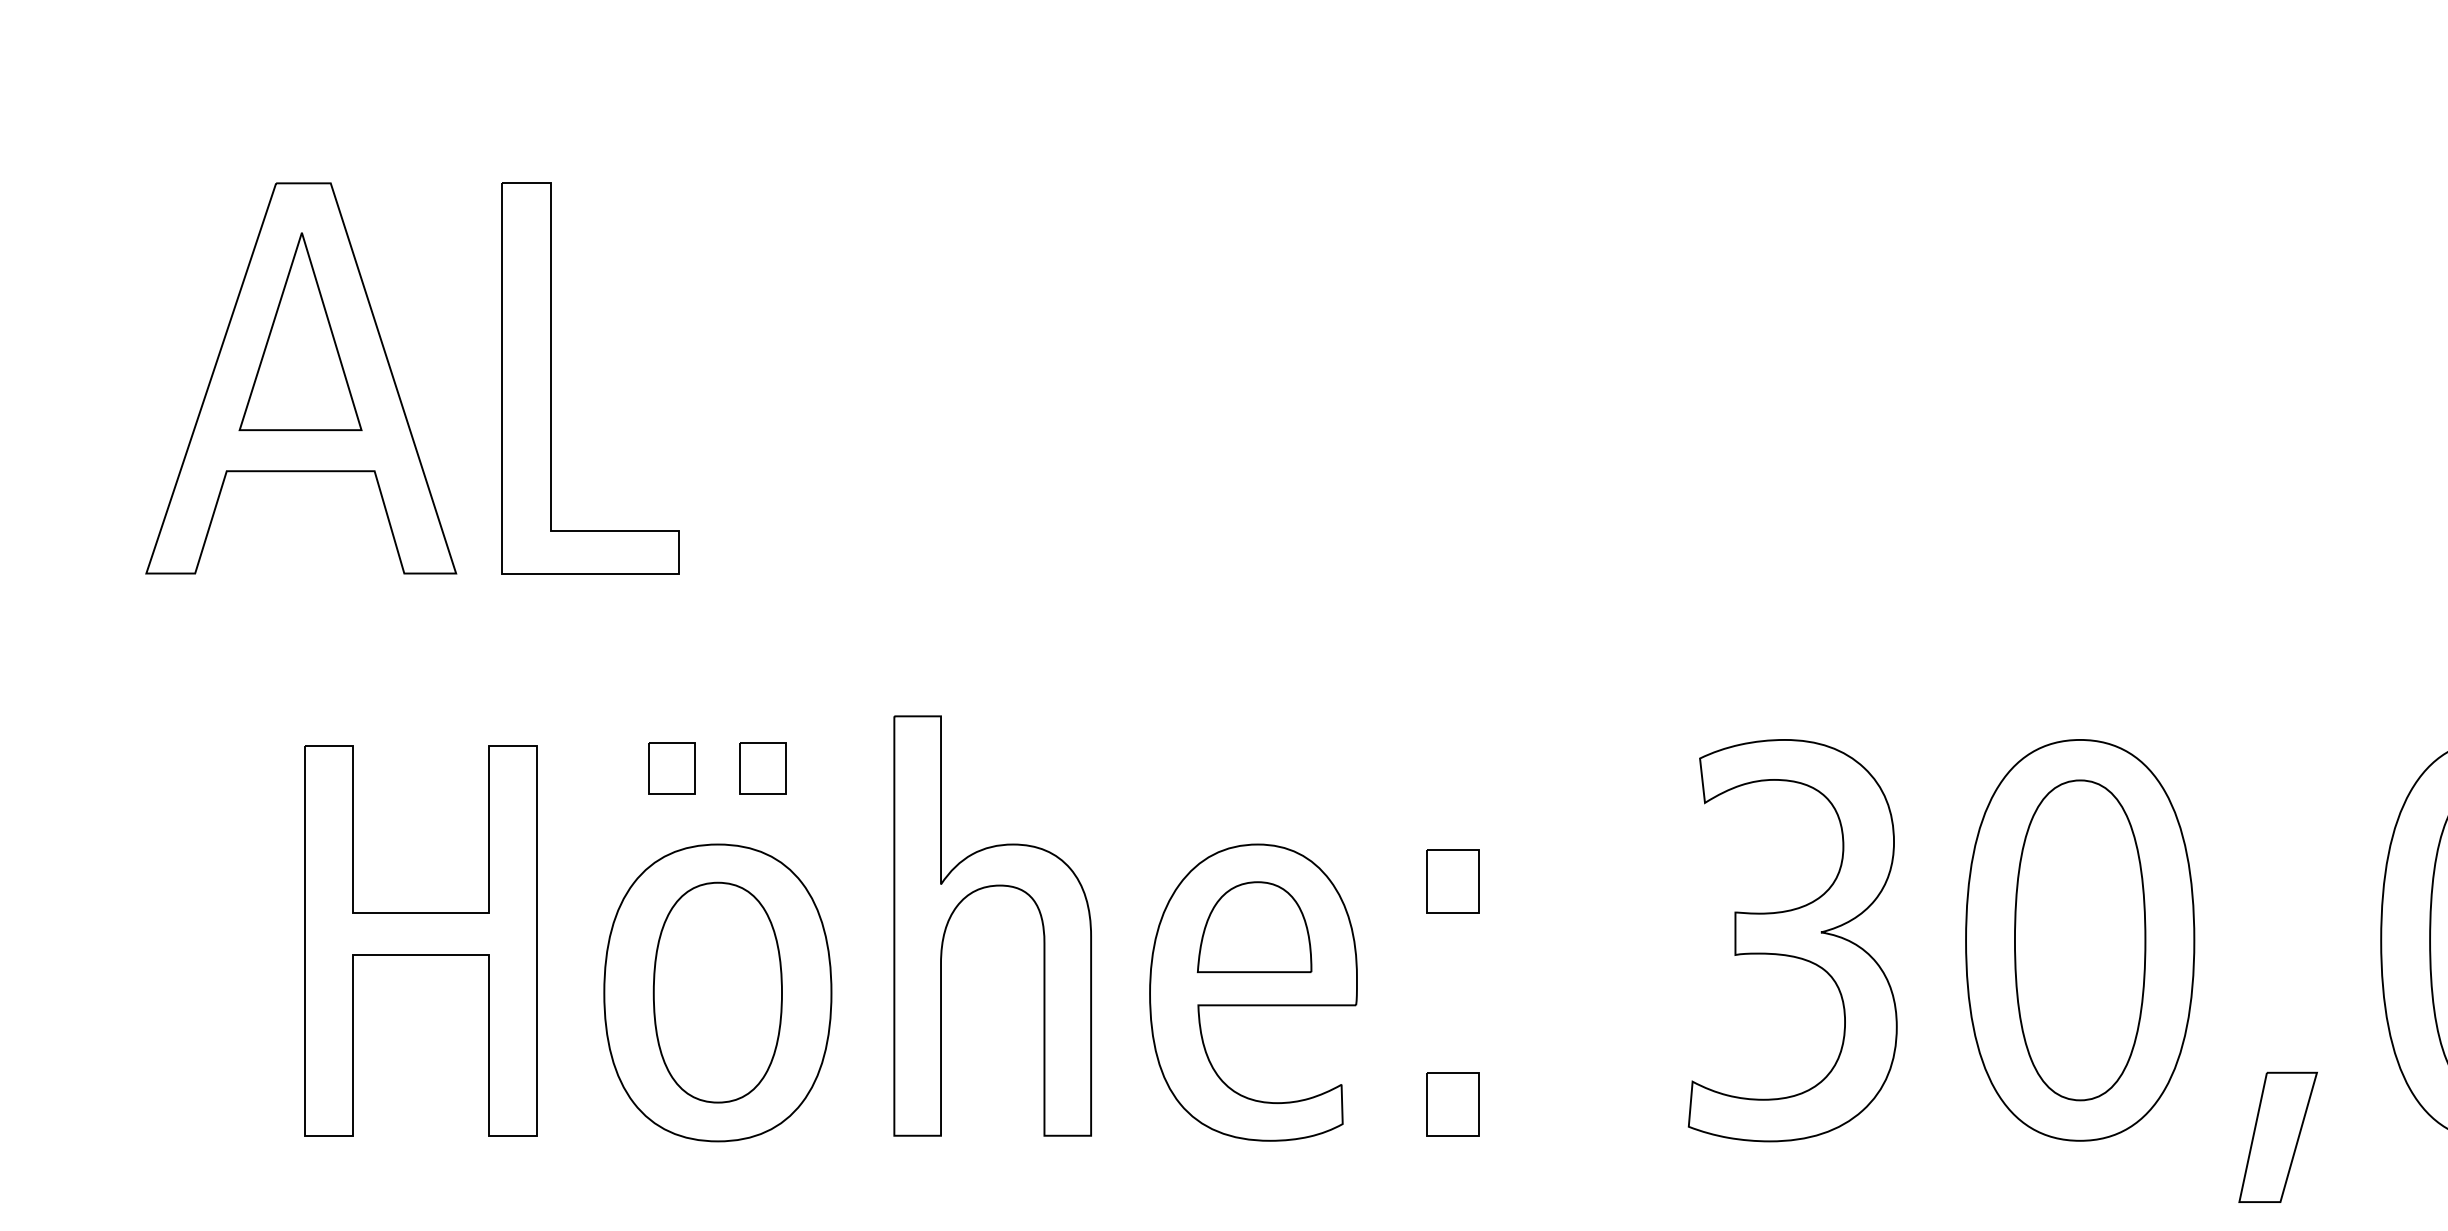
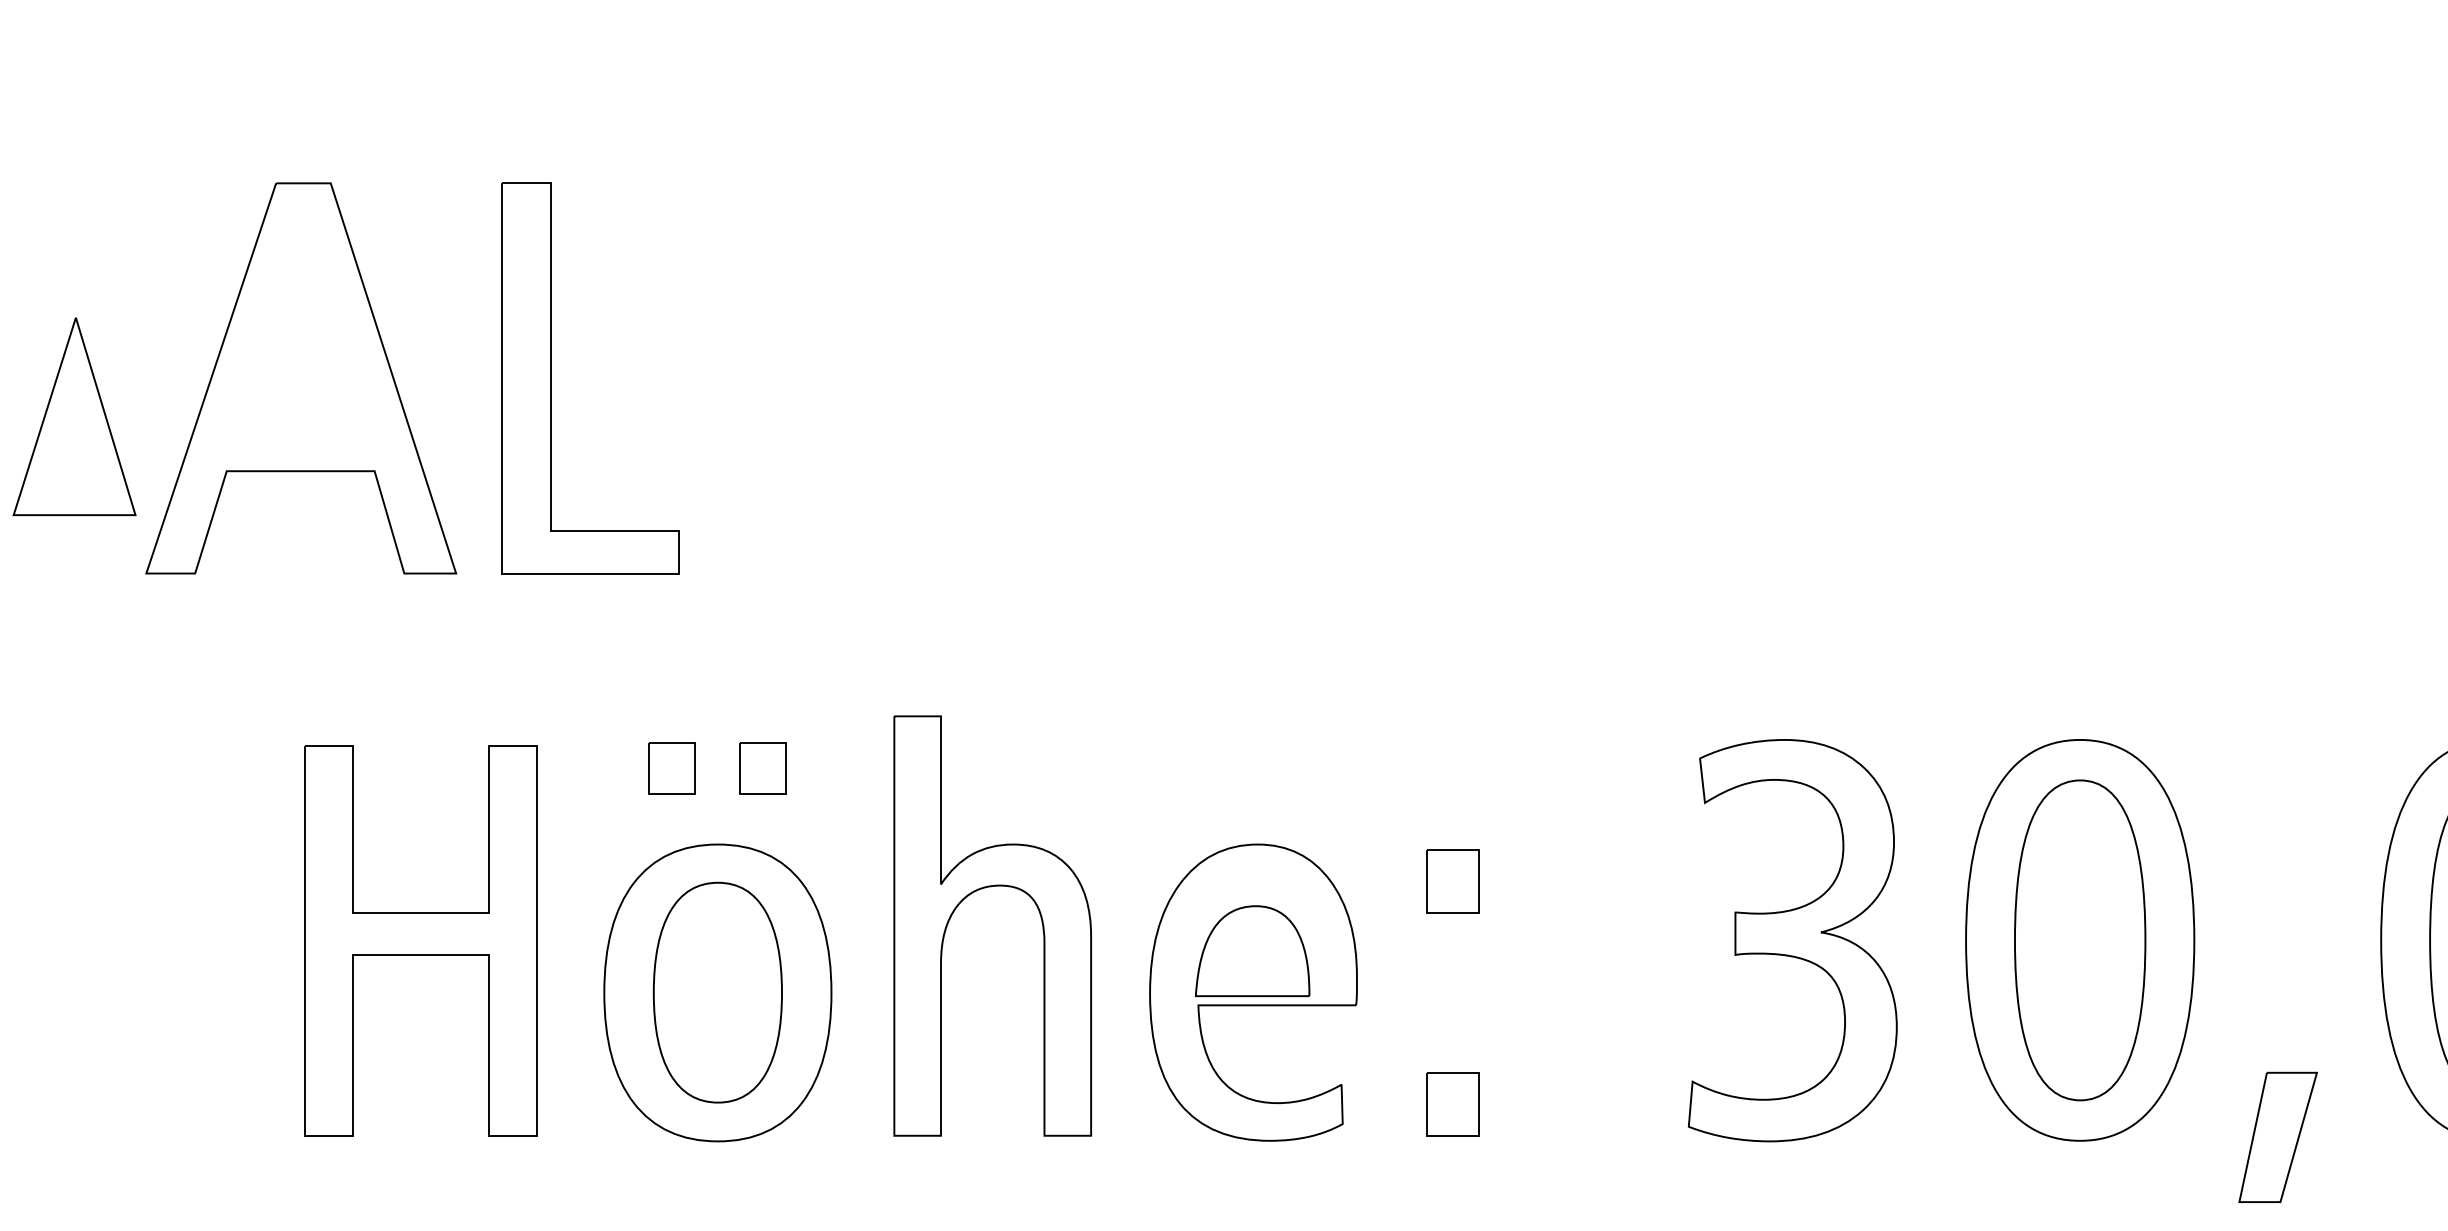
part position: (300, 331) -> (74, 416) (74, 416)
part position: (1254, 927) -> (1252, 951) (1252, 951)
